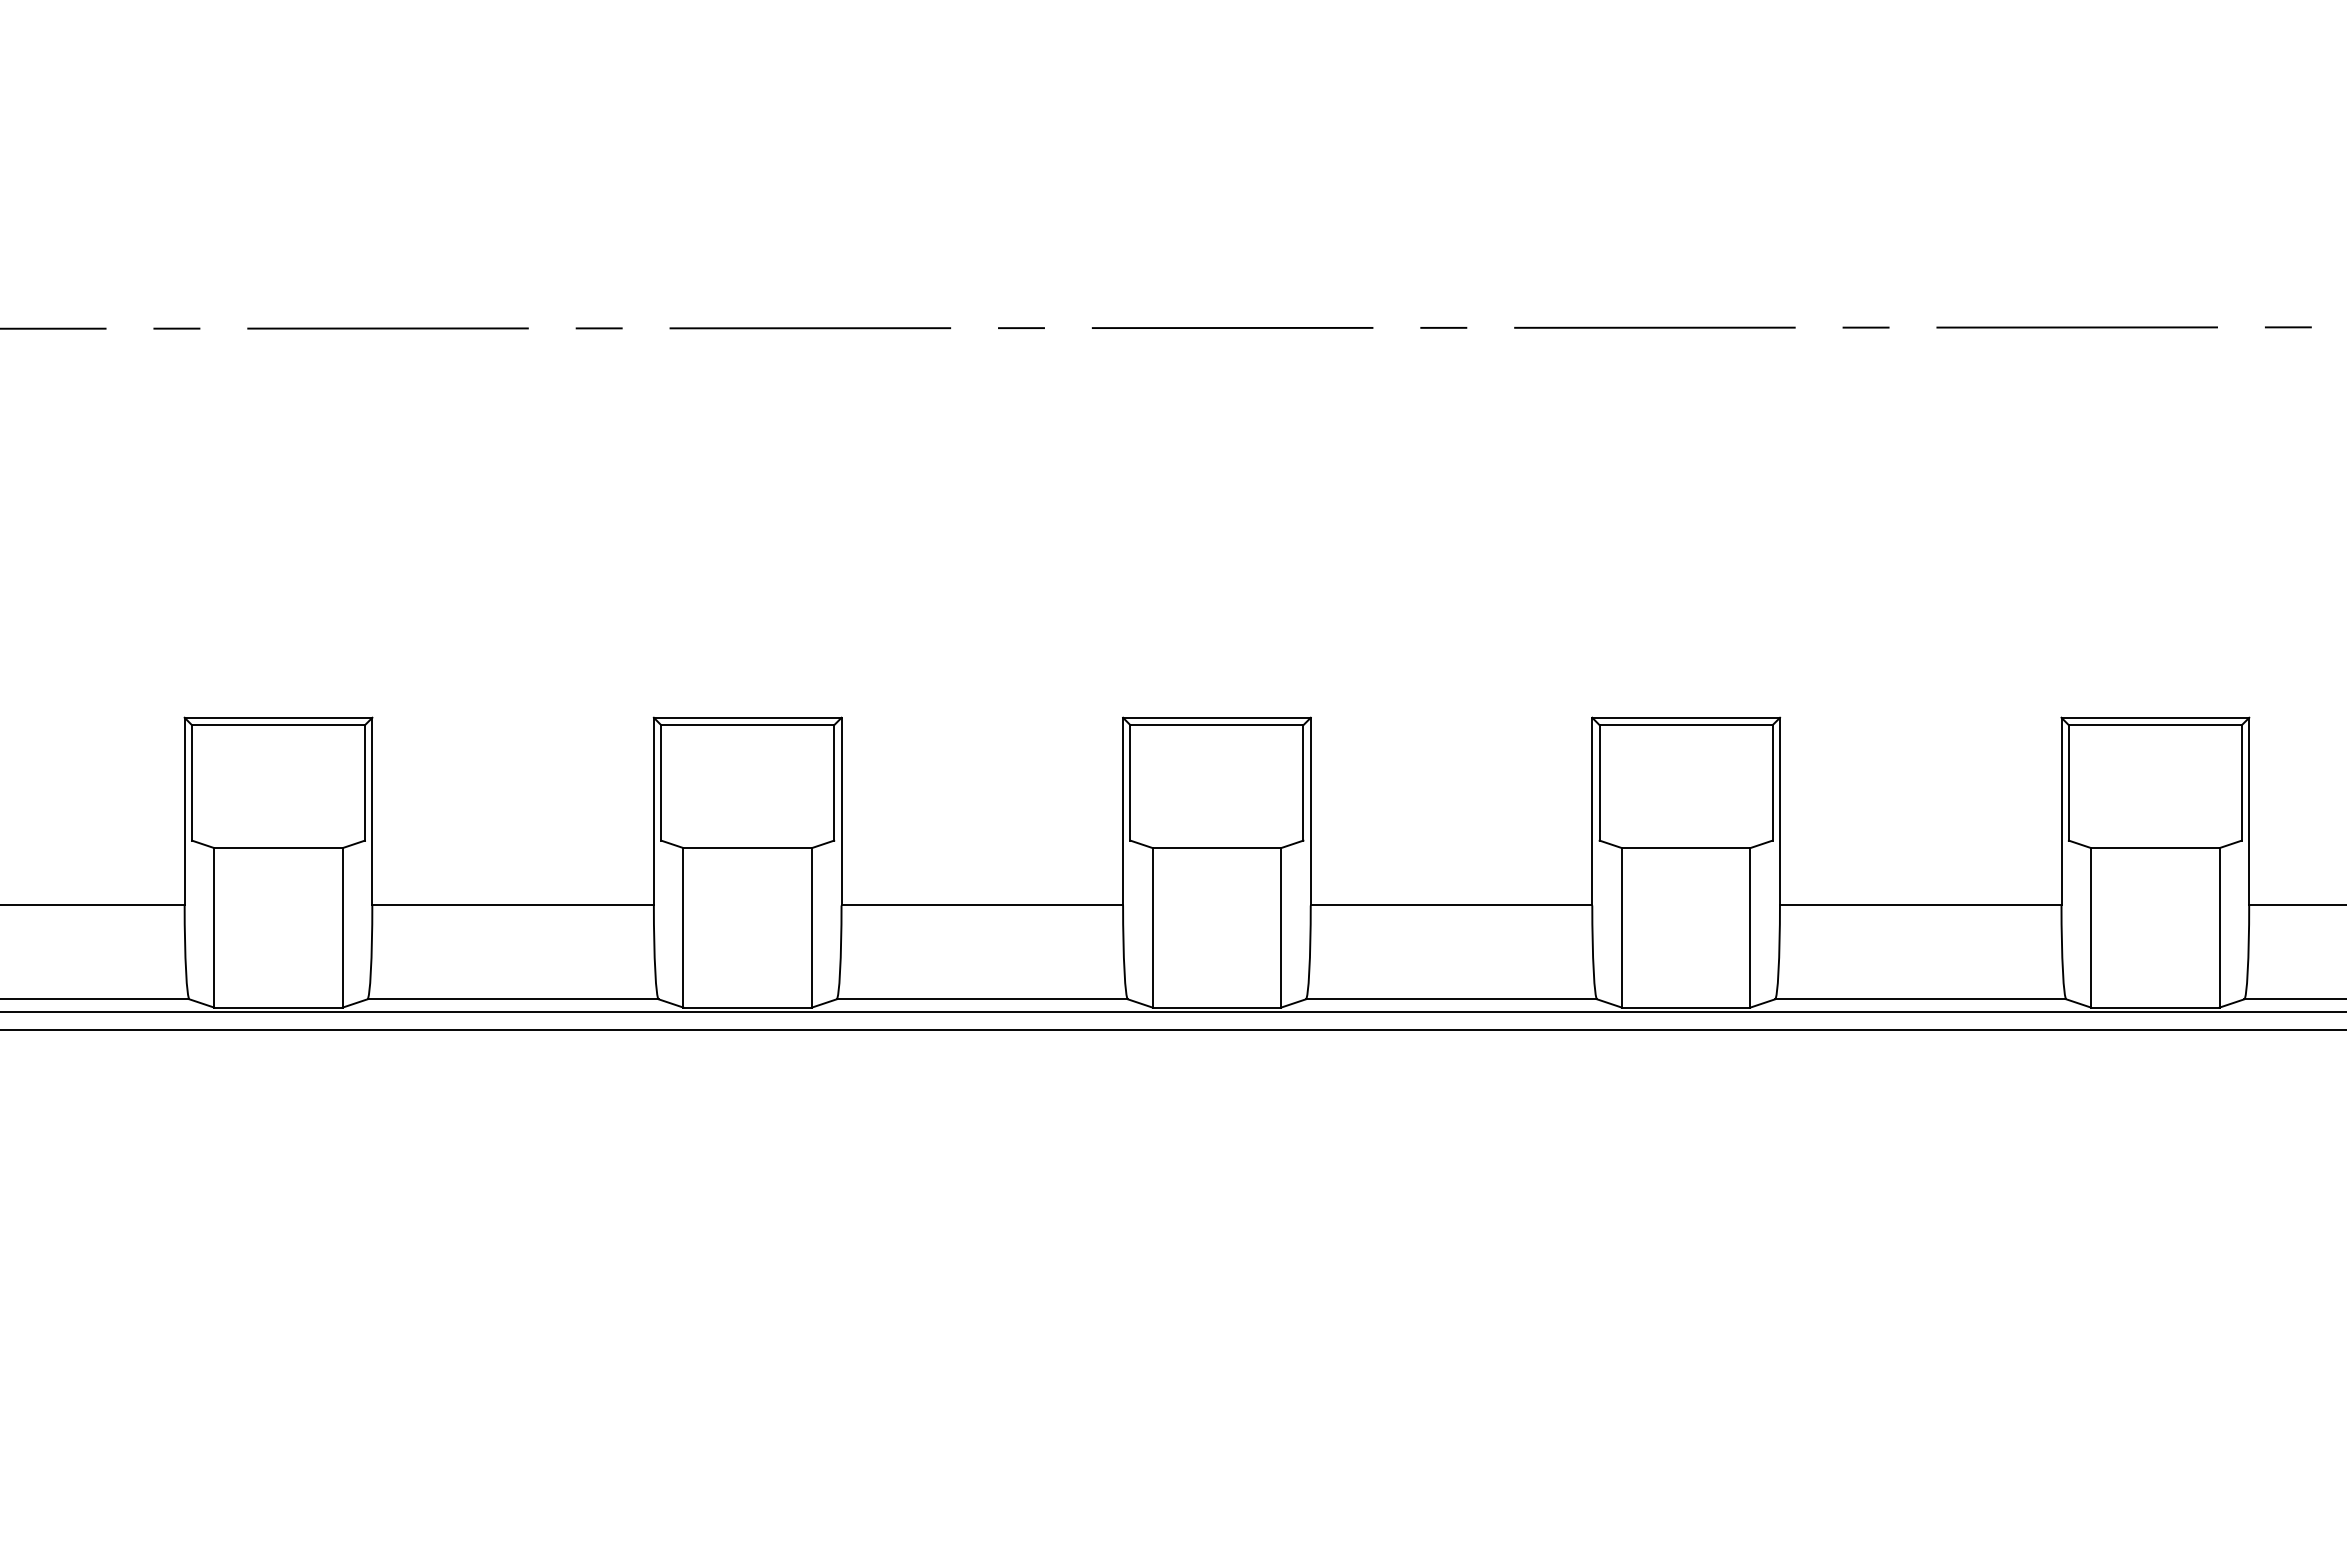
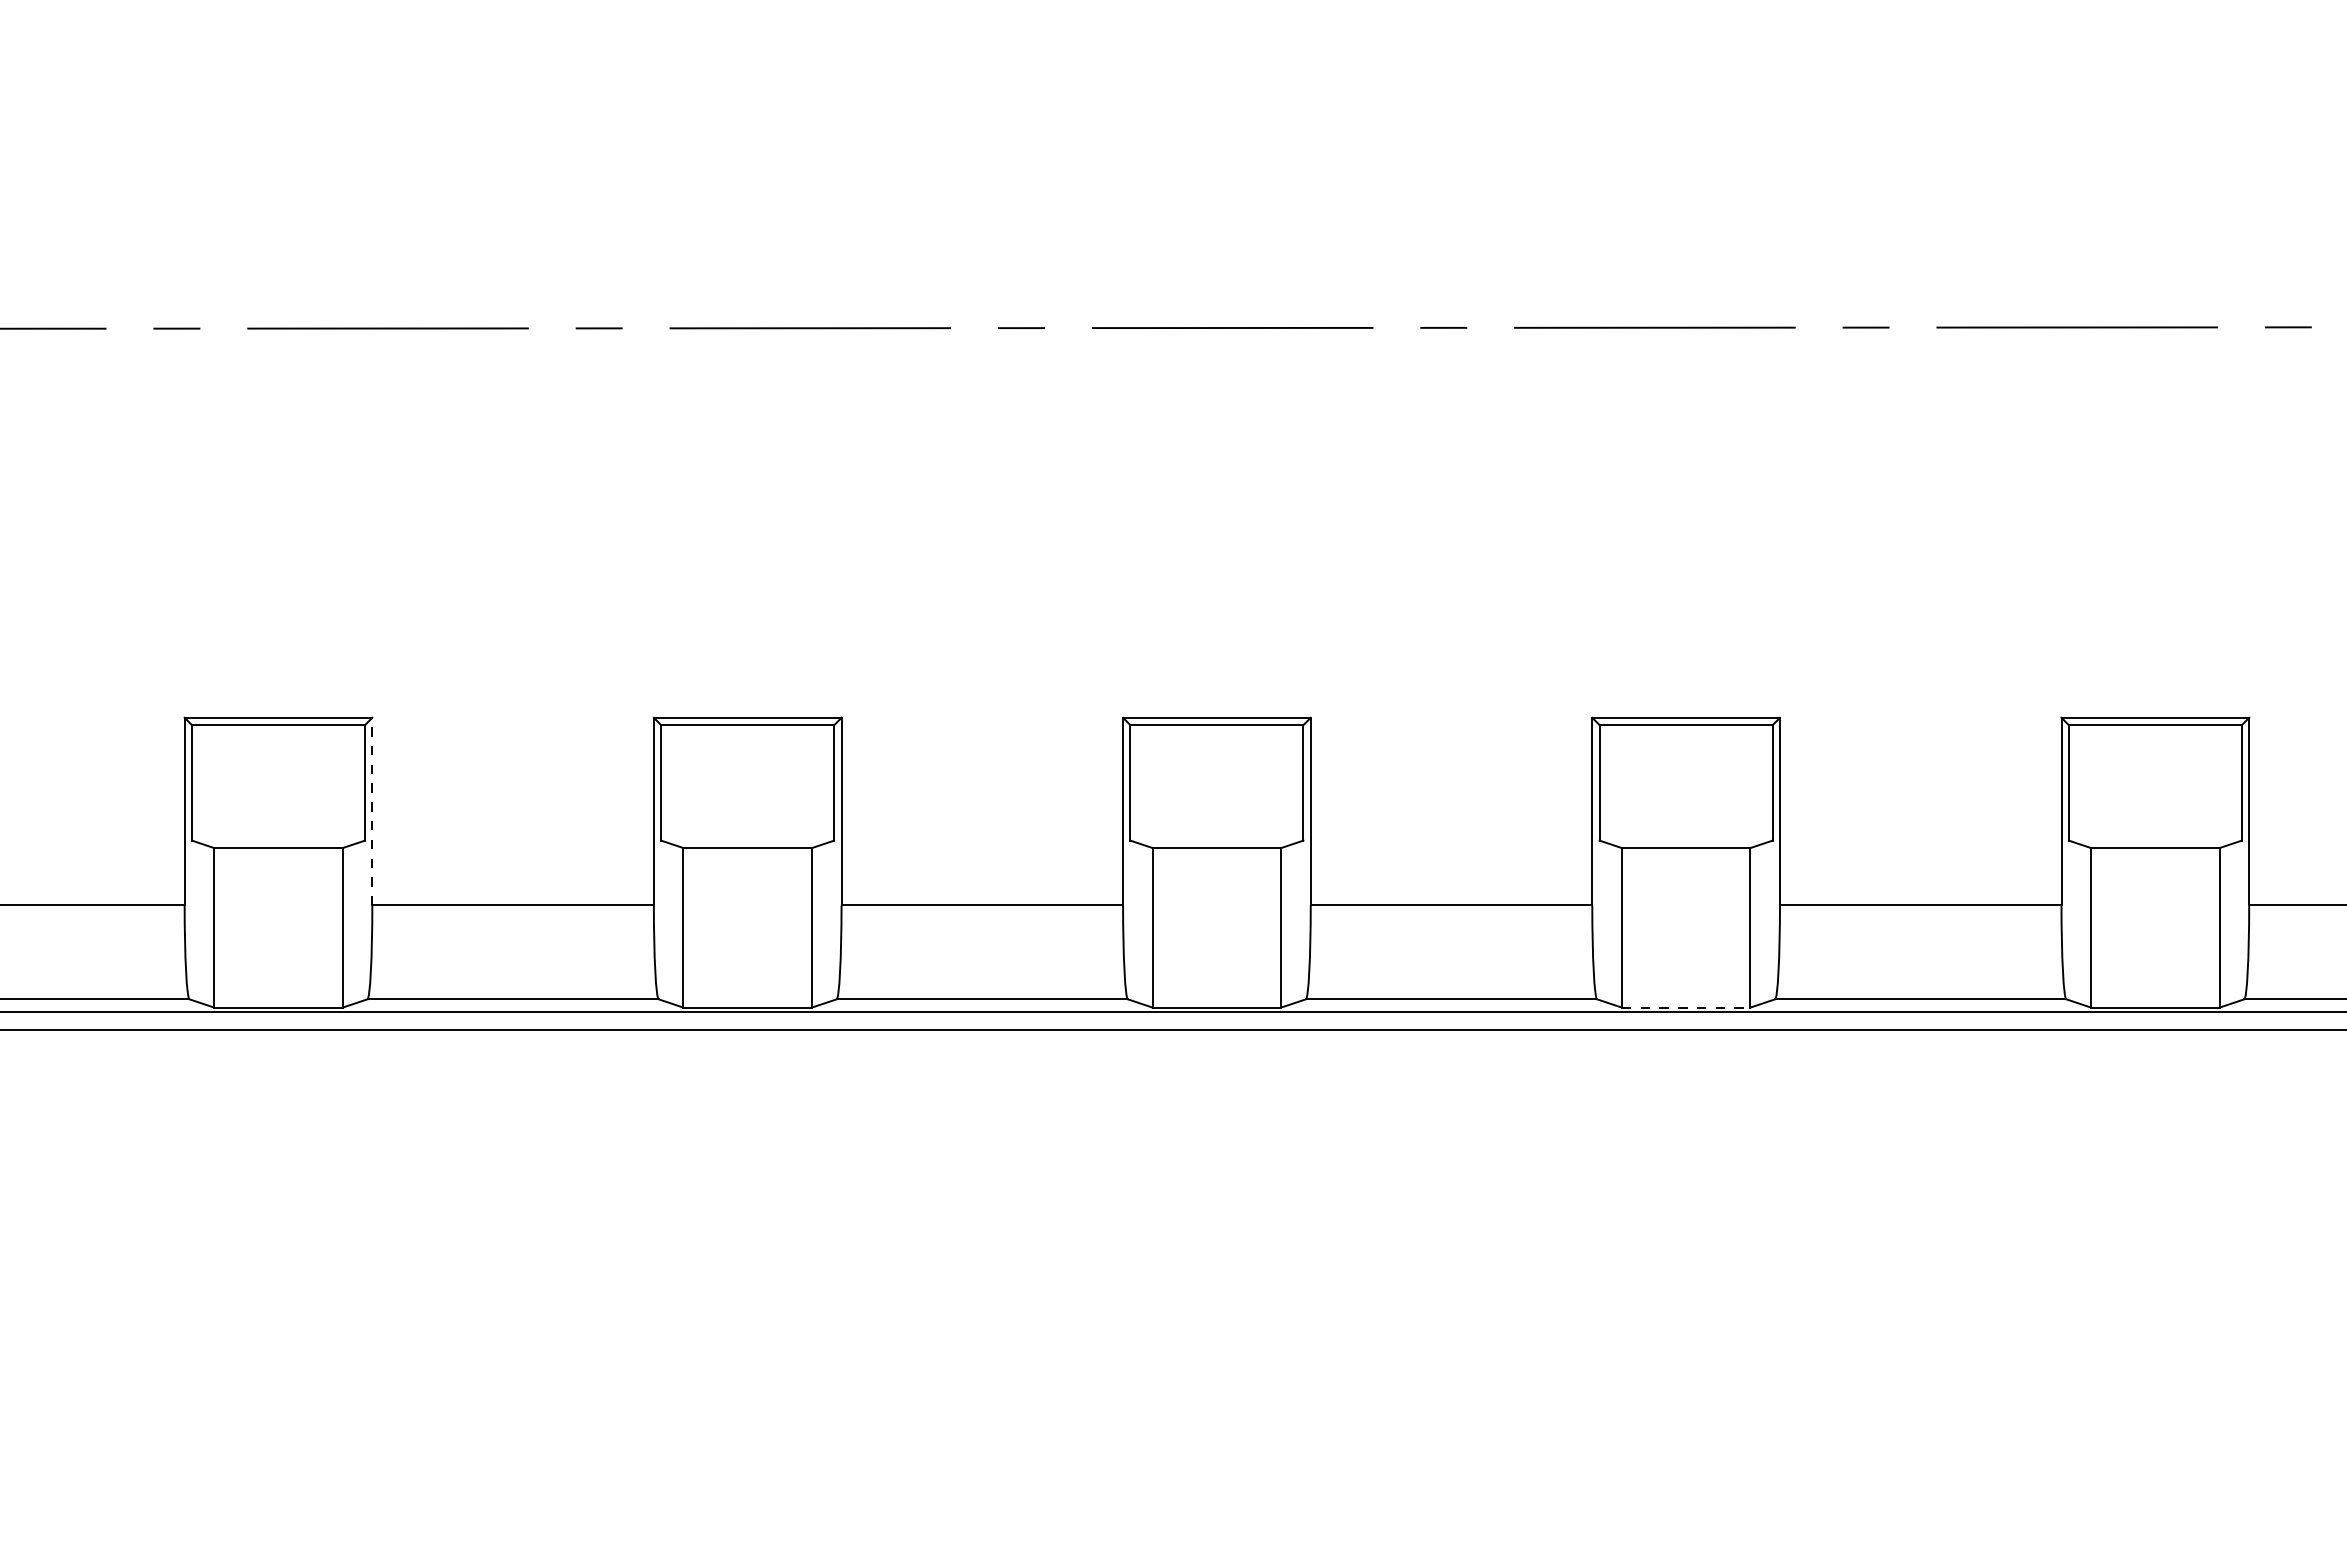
line: solid -> dashed (372, 811)
line: solid -> dashed (1686, 1007)
